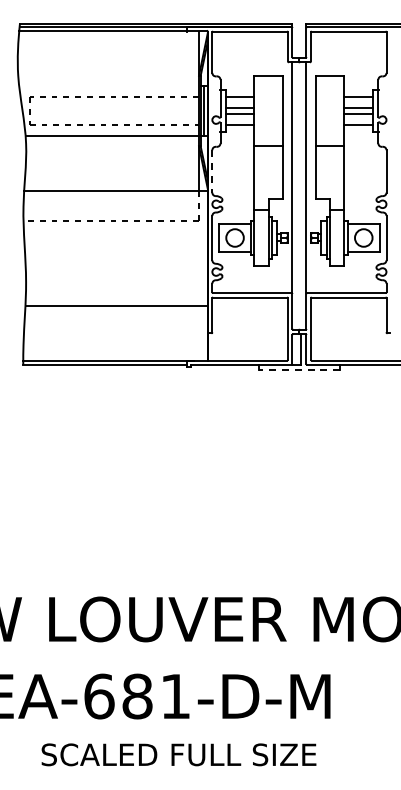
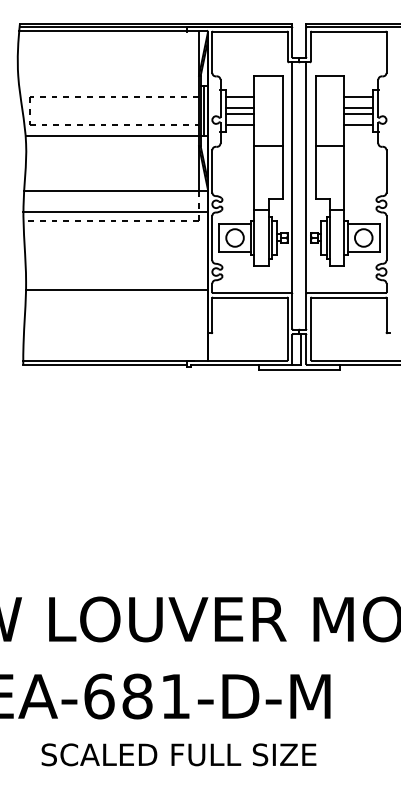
line: dashed -> solid (212, 171)
line: none -> present (115, 212)
line position: (116, 305) -> (116, 289) (116, 289)
line: dashed -> solid (299, 369)
